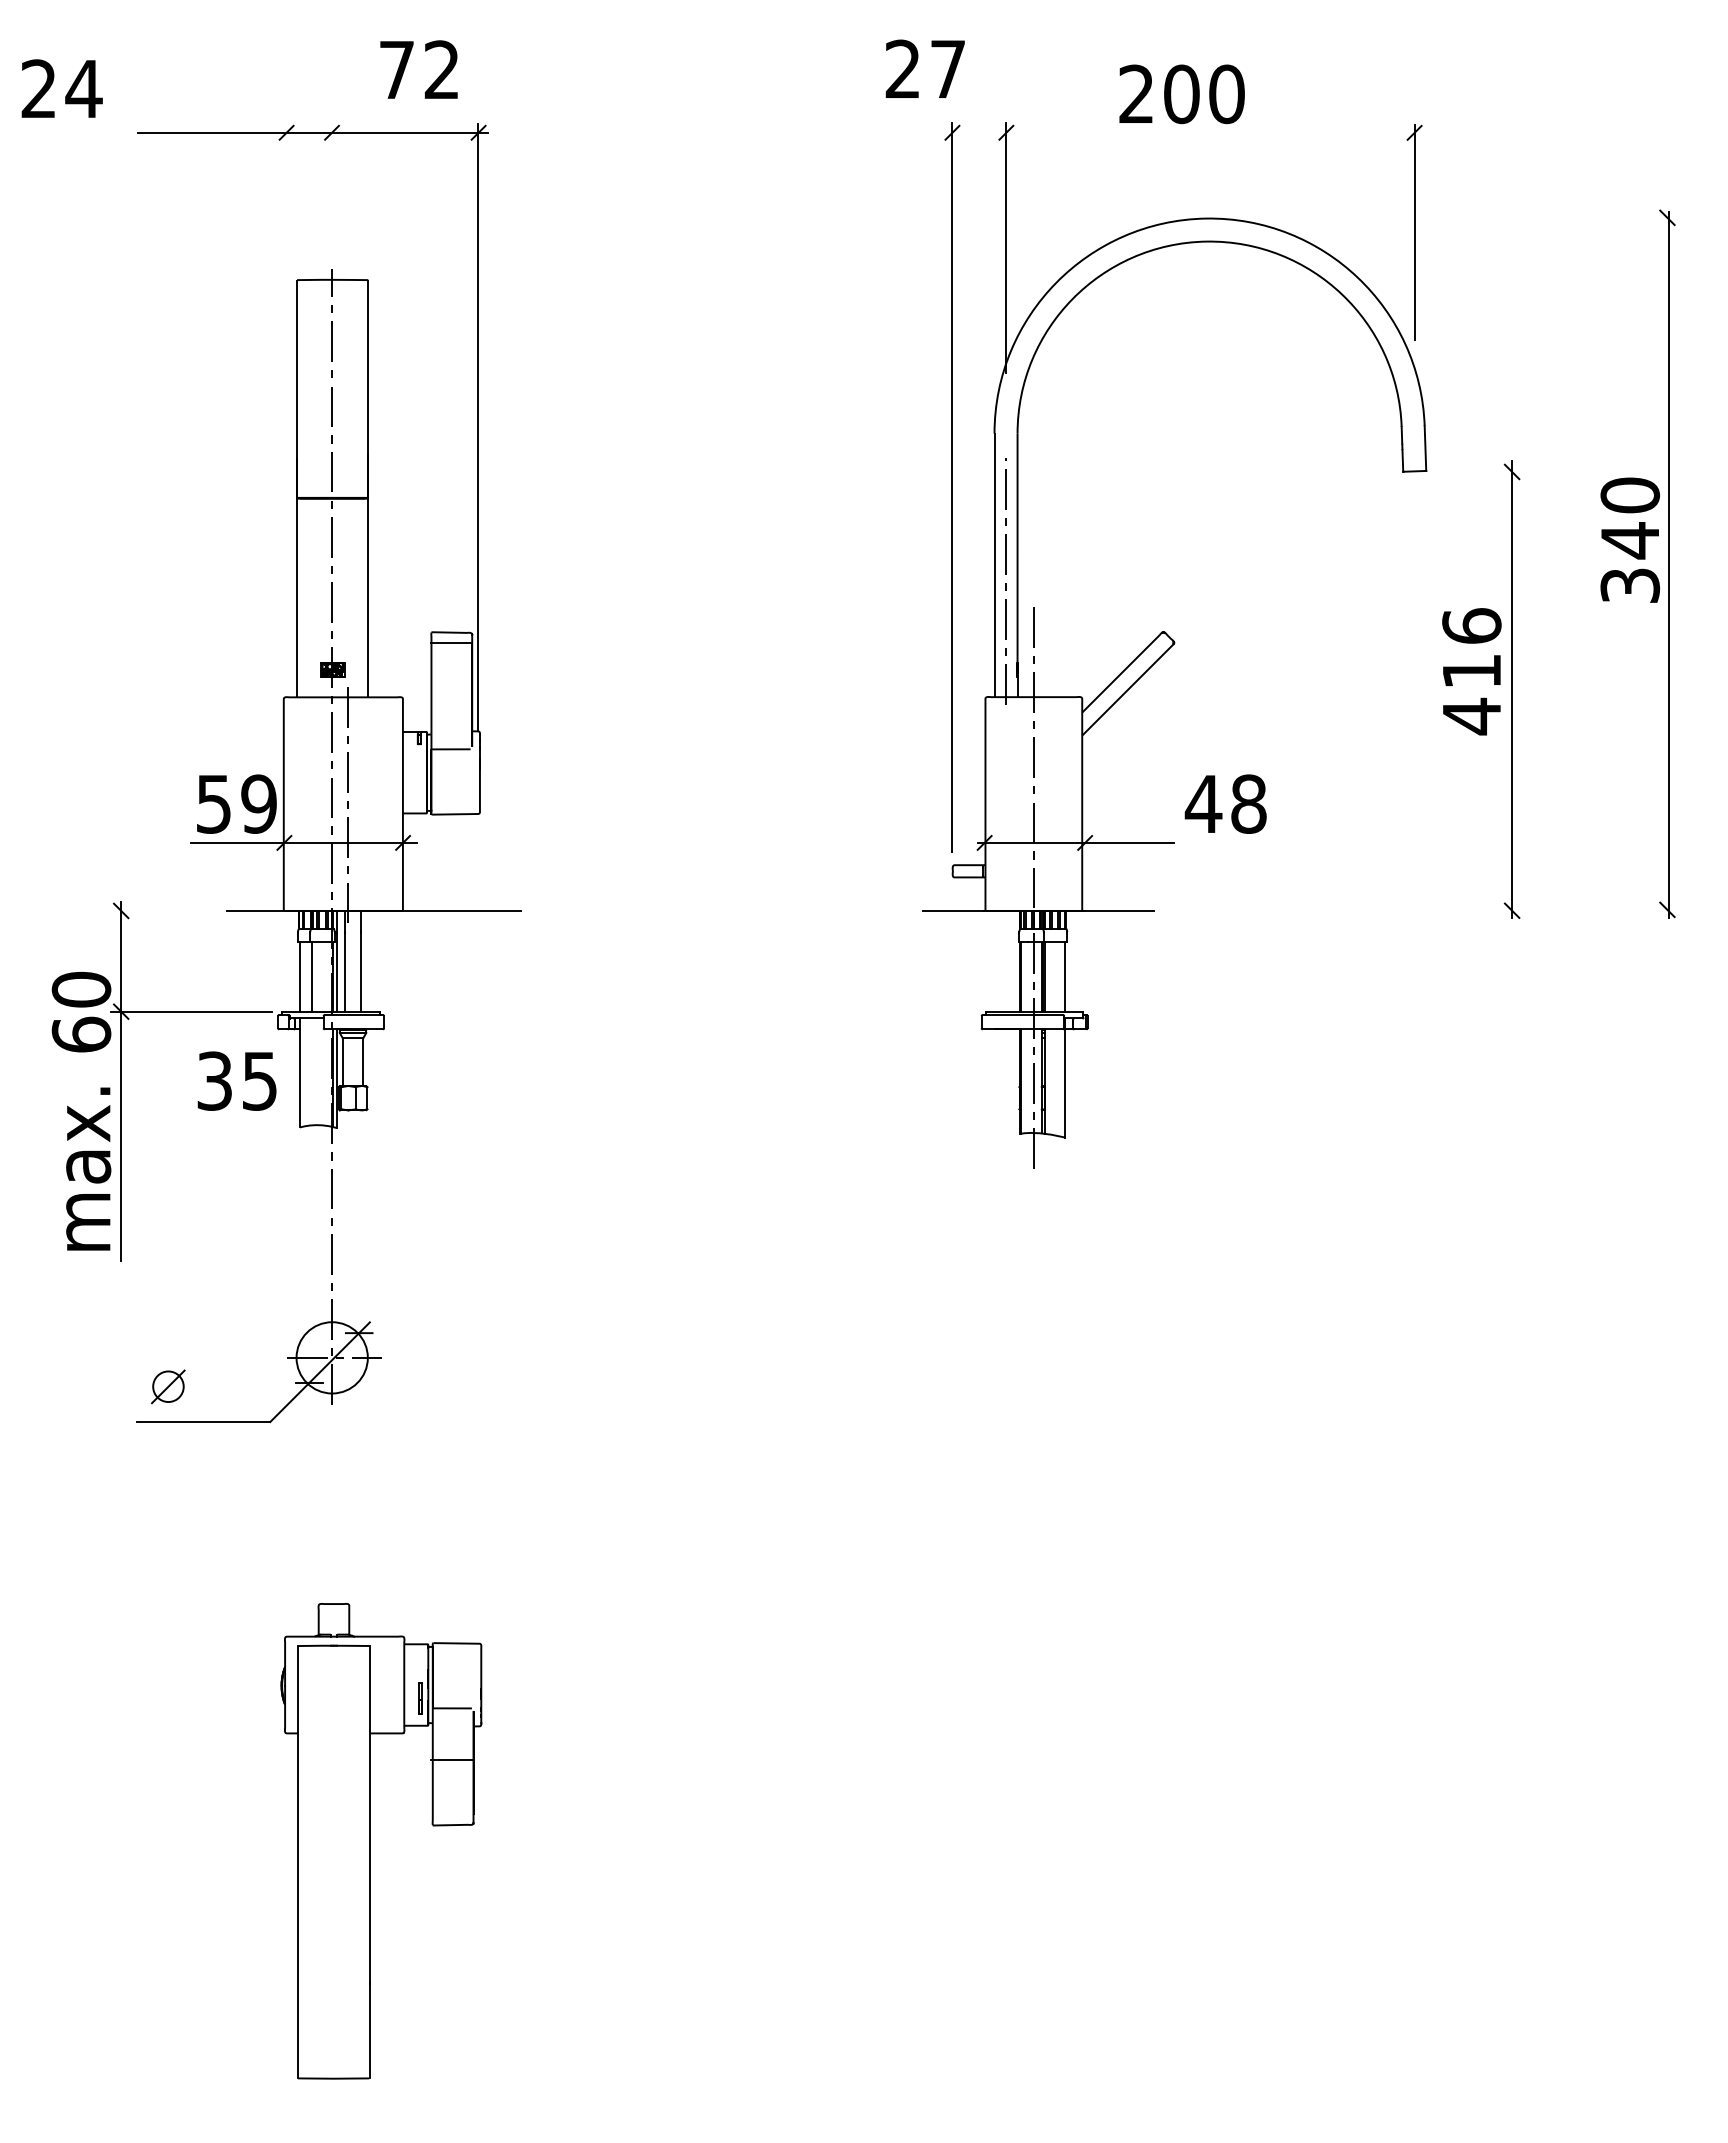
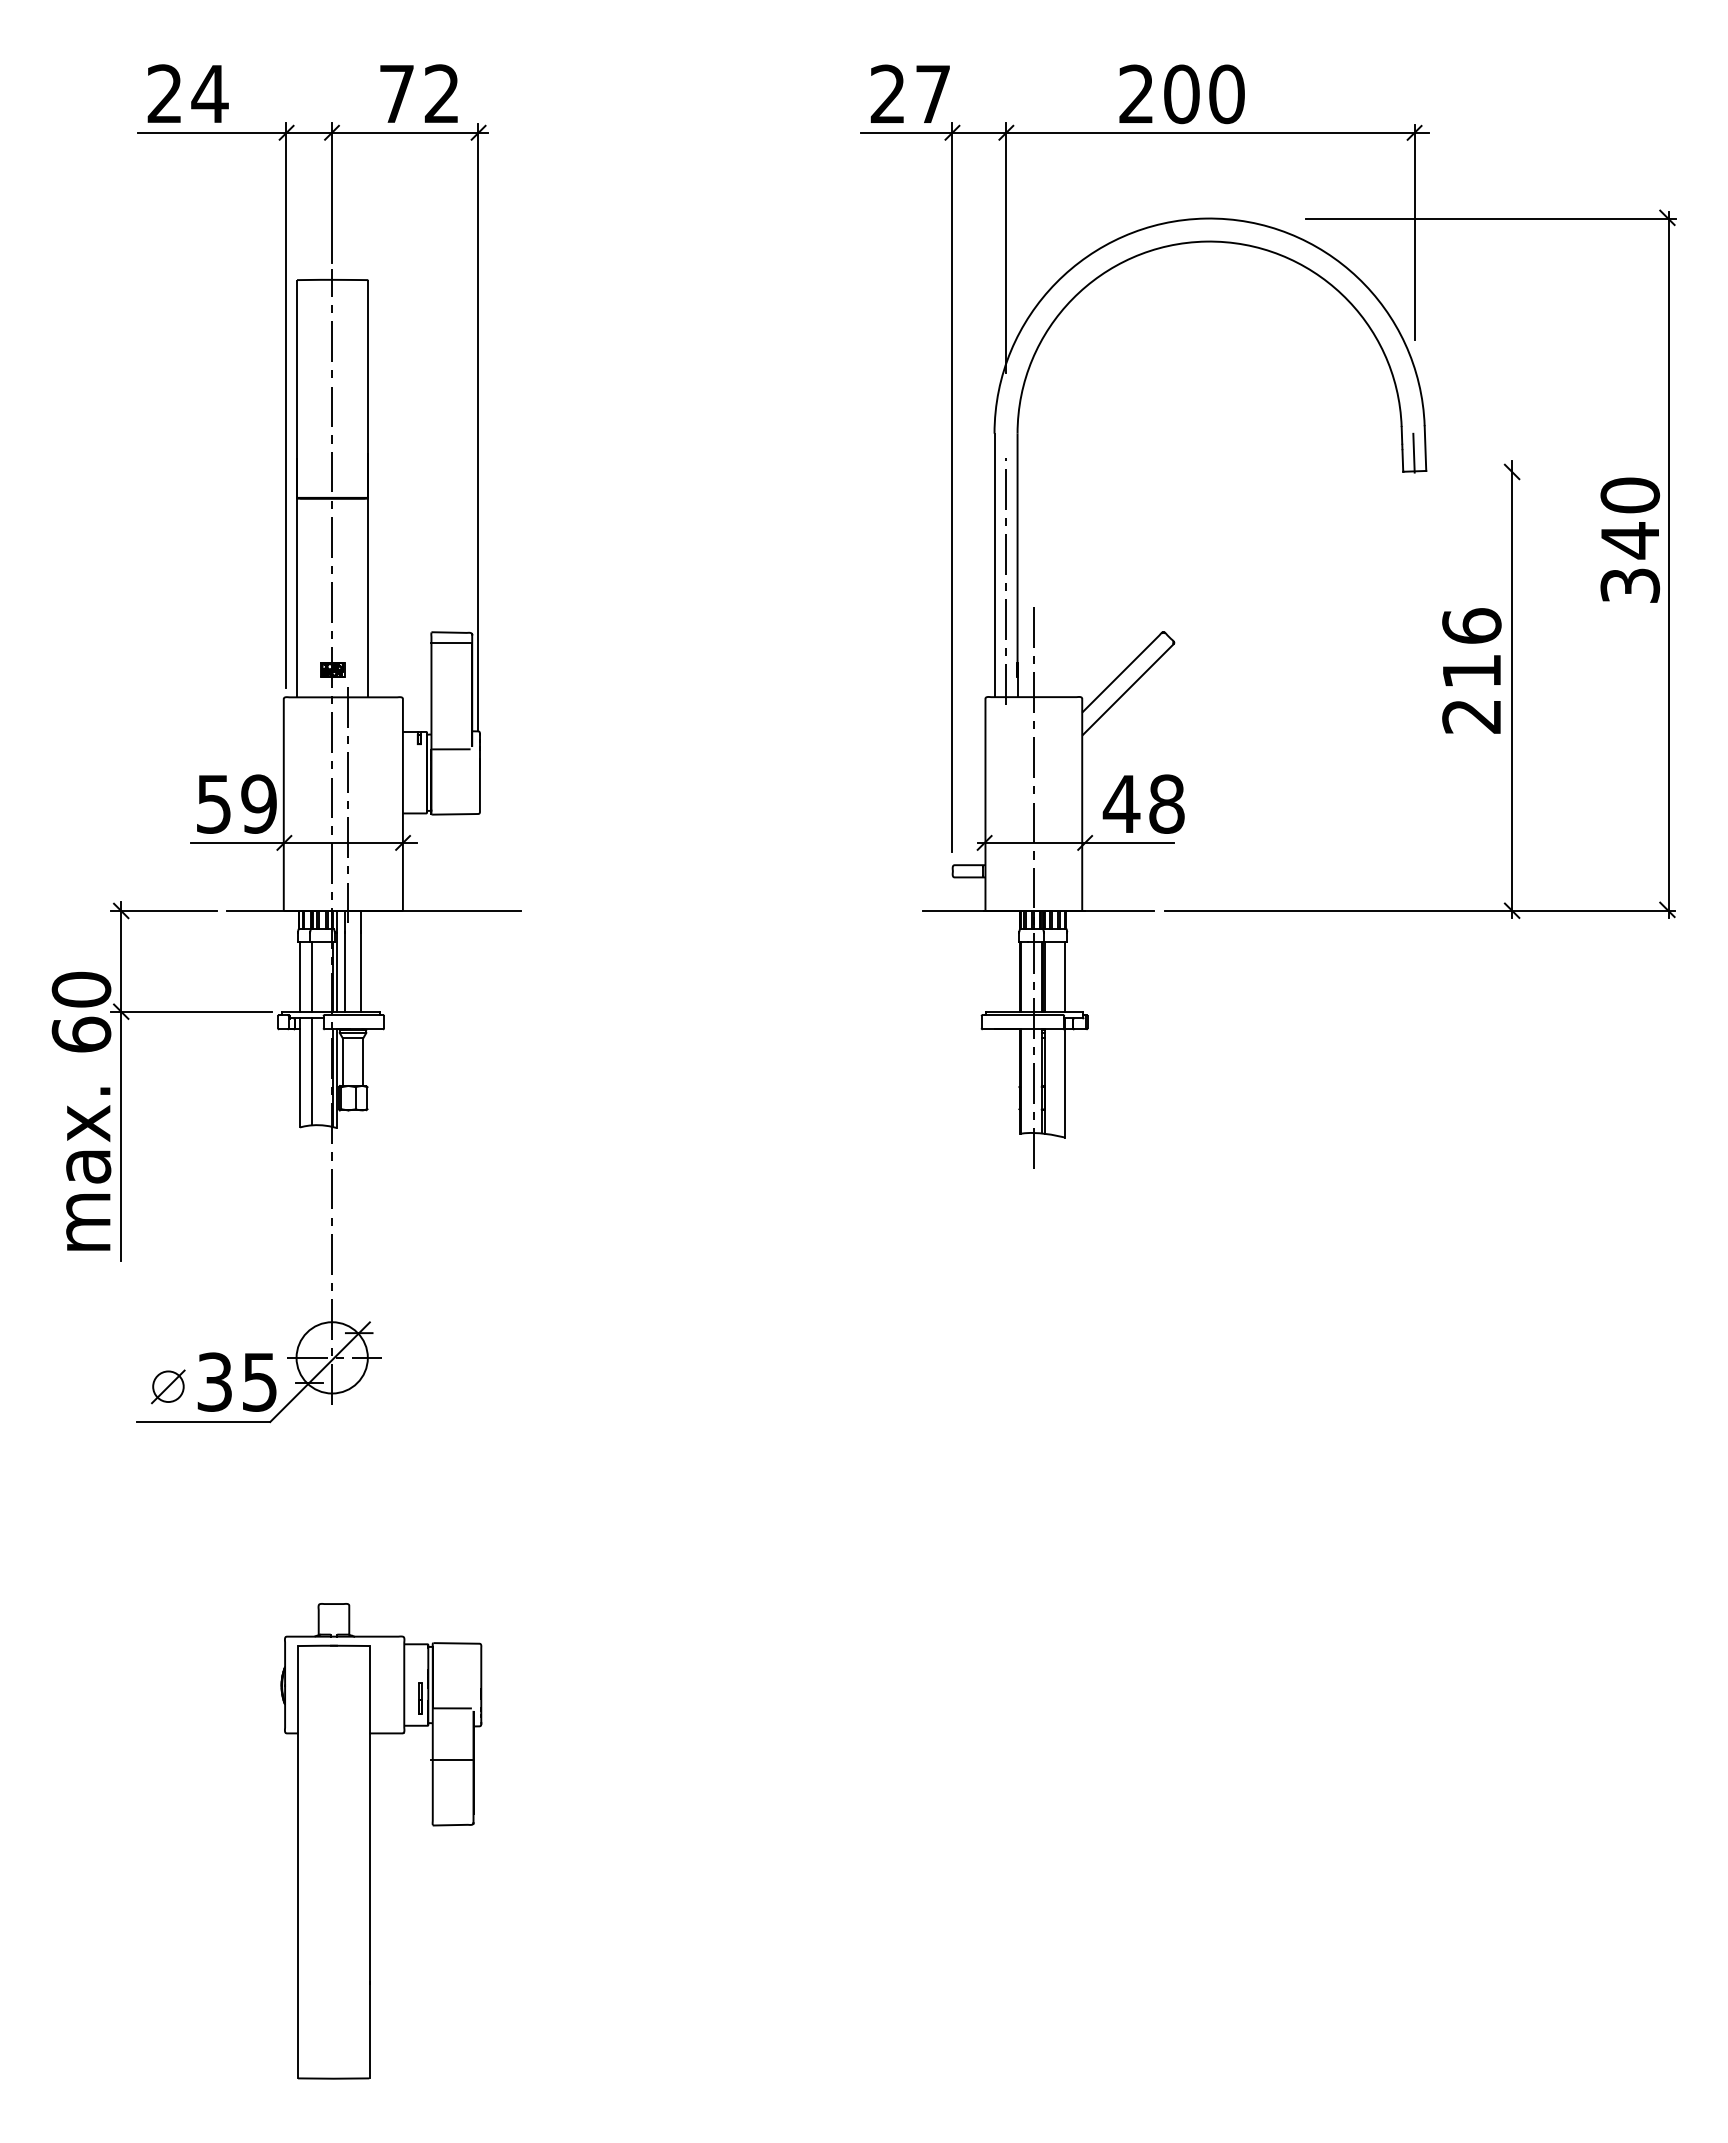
text position: (924, 68) -> (909, 93) (909, 93)
text position: (418, 69) -> (418, 93) (418, 93)
text position: (61, 88) -> (187, 93) (187, 93)
line: none -> present (1144, 132)
line: none -> present (332, 192)
line: none -> present (1491, 218)
line: none -> present (286, 405)
line: none -> present (1413, 454)
text: 416 -> 216 (1471, 716)
text position: (1225, 803) -> (1143, 803) (1143, 803)
line: none -> present (164, 911)
line: none -> present (1419, 911)
line: none -> present (312, 1071)
text position: (236, 1080) -> (236, 1381) (236, 1381)
